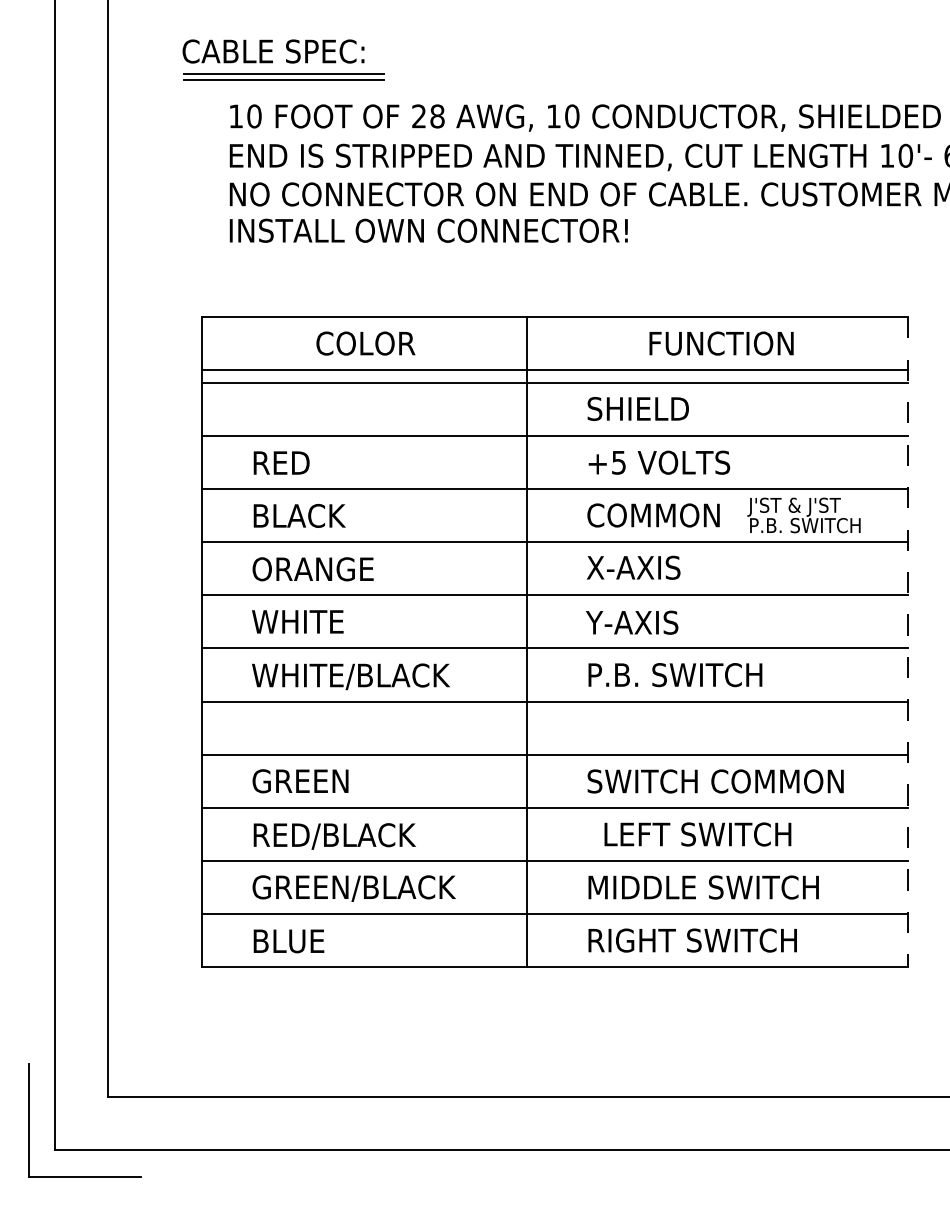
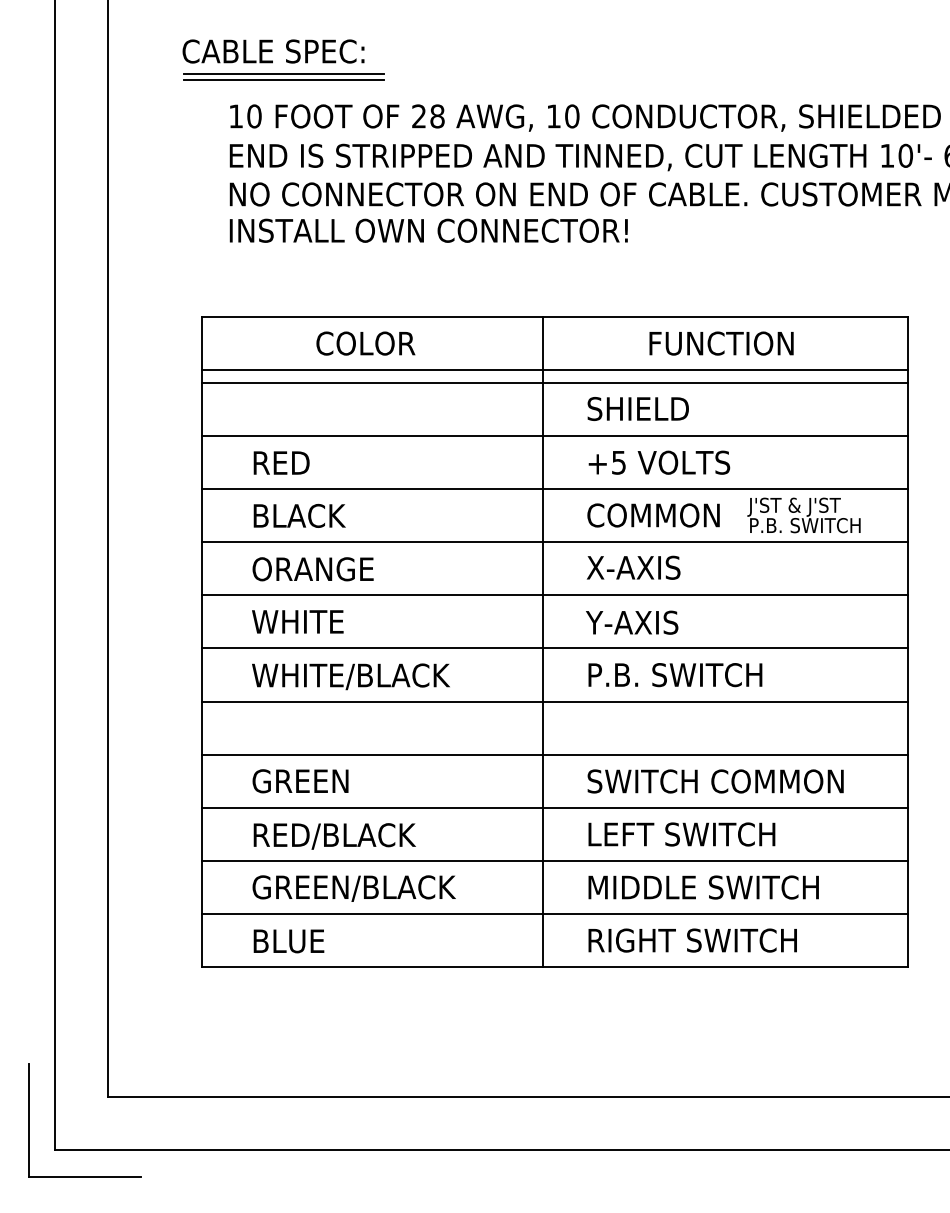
line position: (526, 642) -> (542, 642) (542, 642)
line: dashed -> solid (908, 642)
text position: (697, 834) -> (681, 834) (681, 834)
